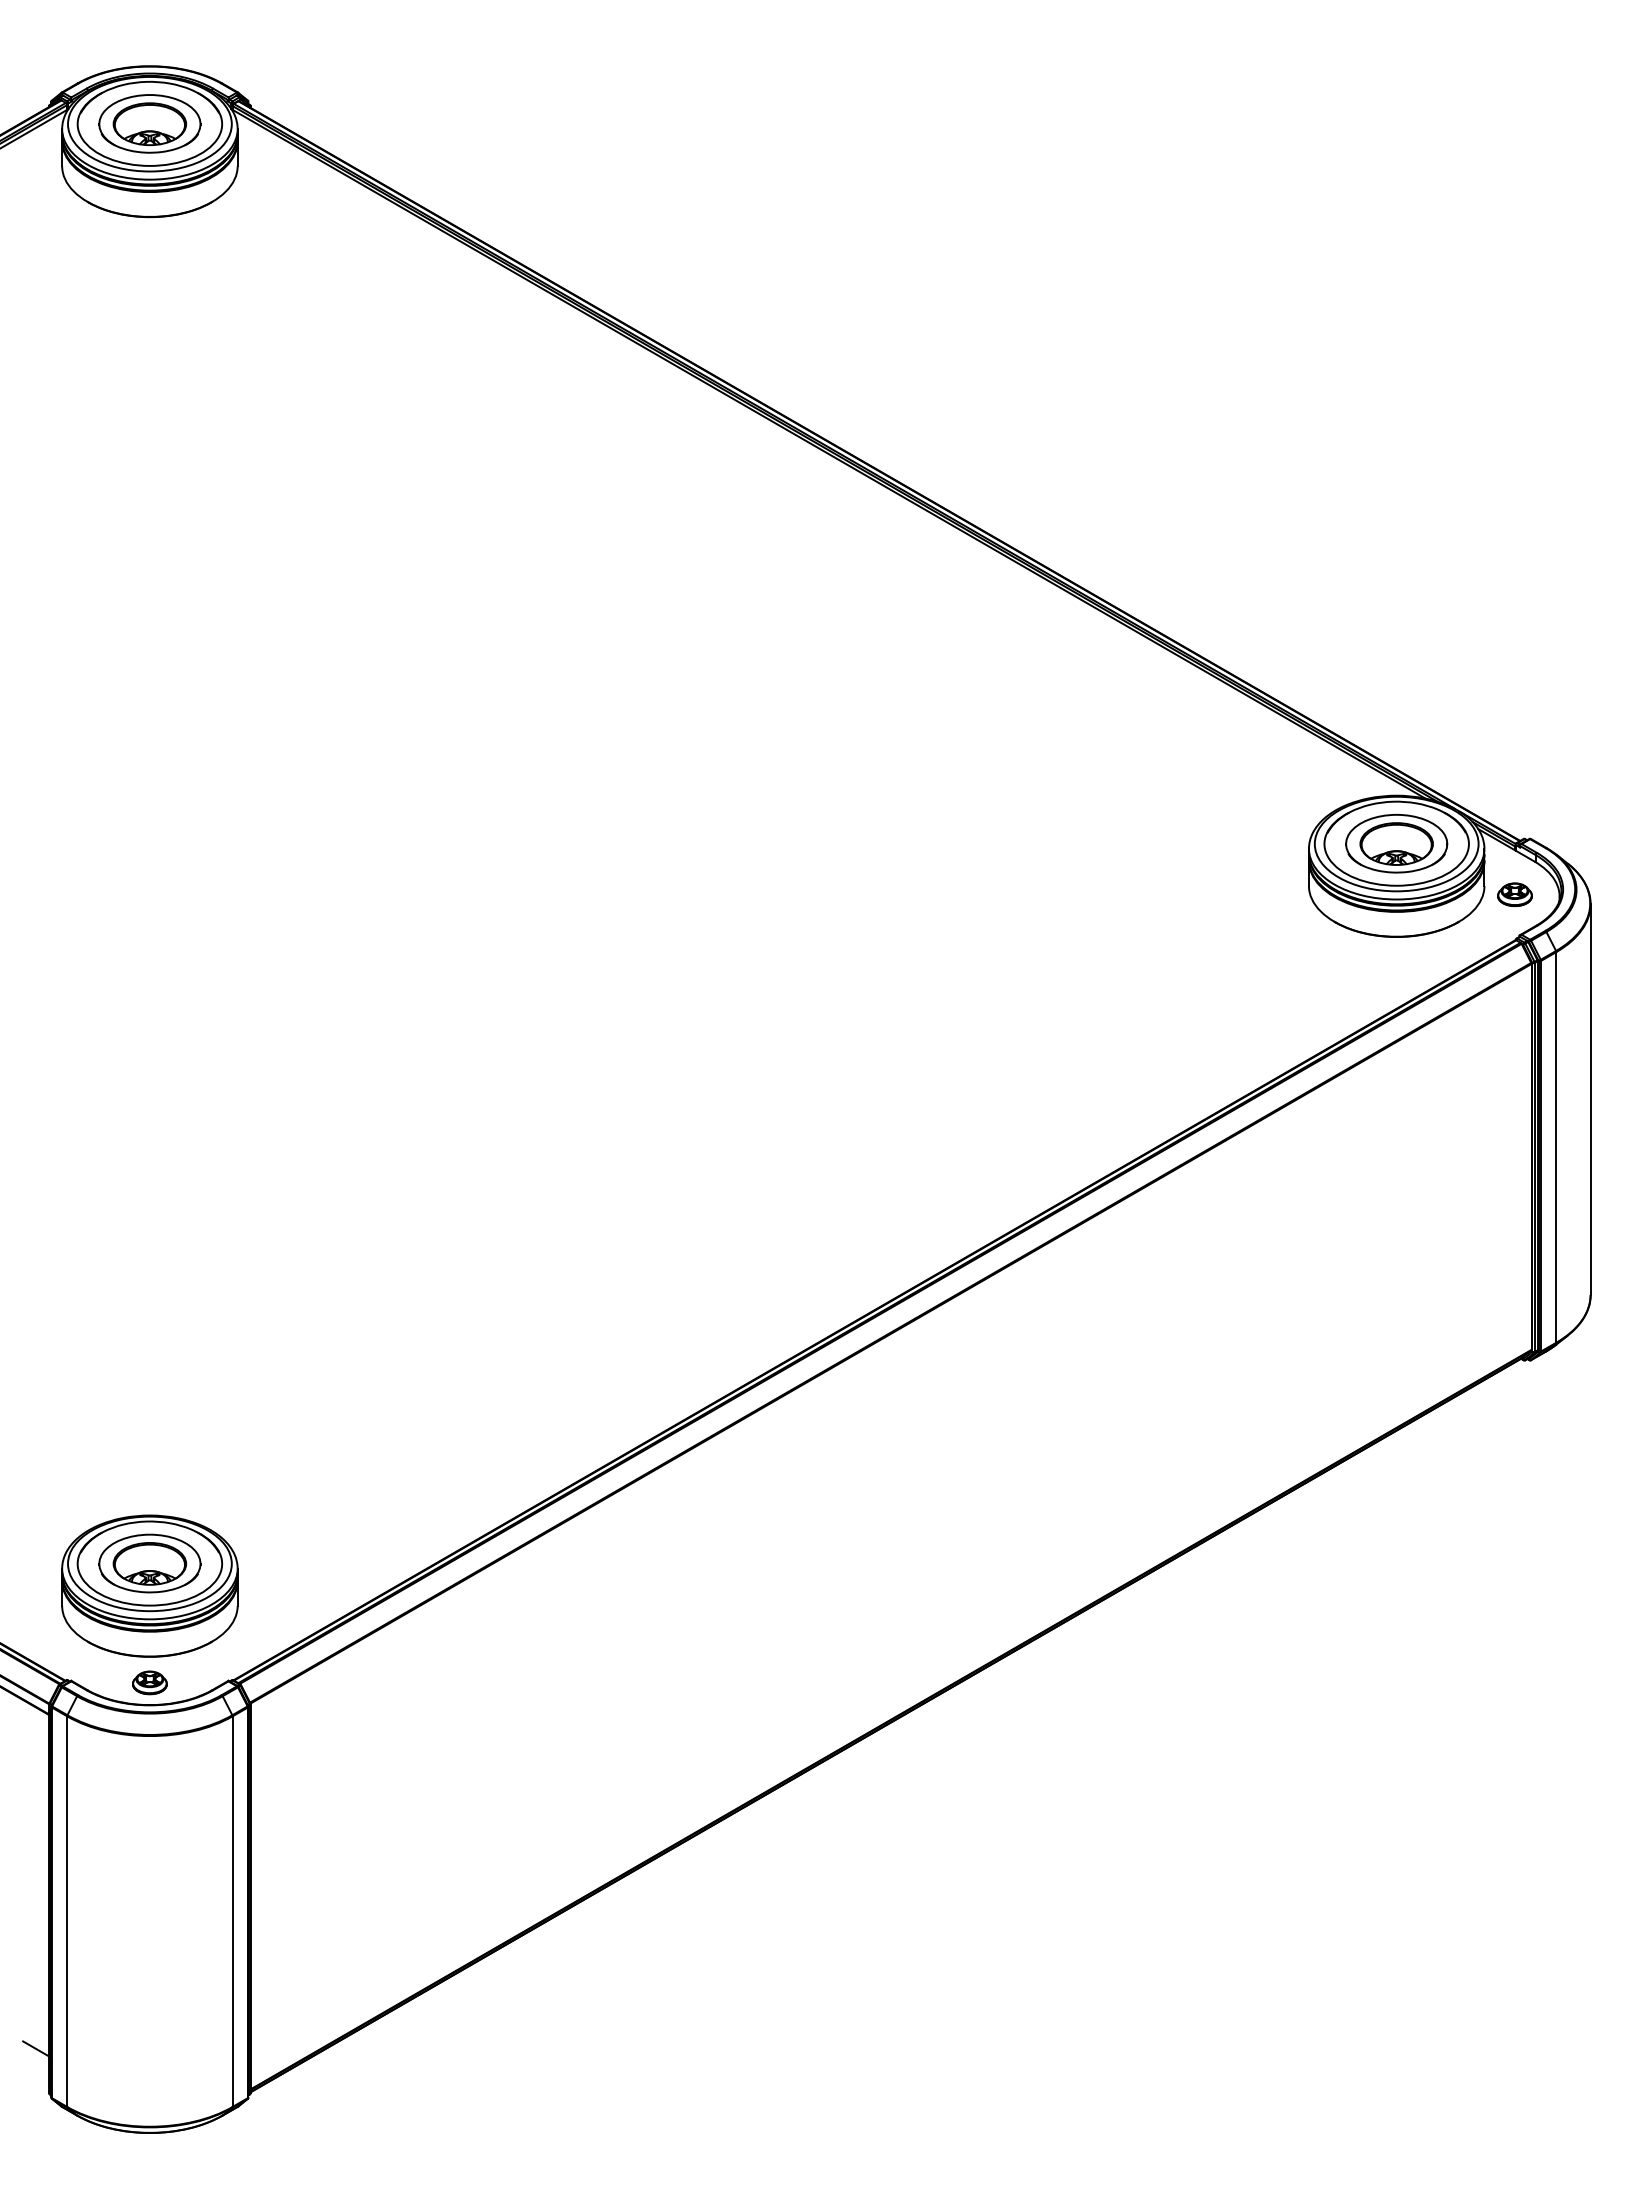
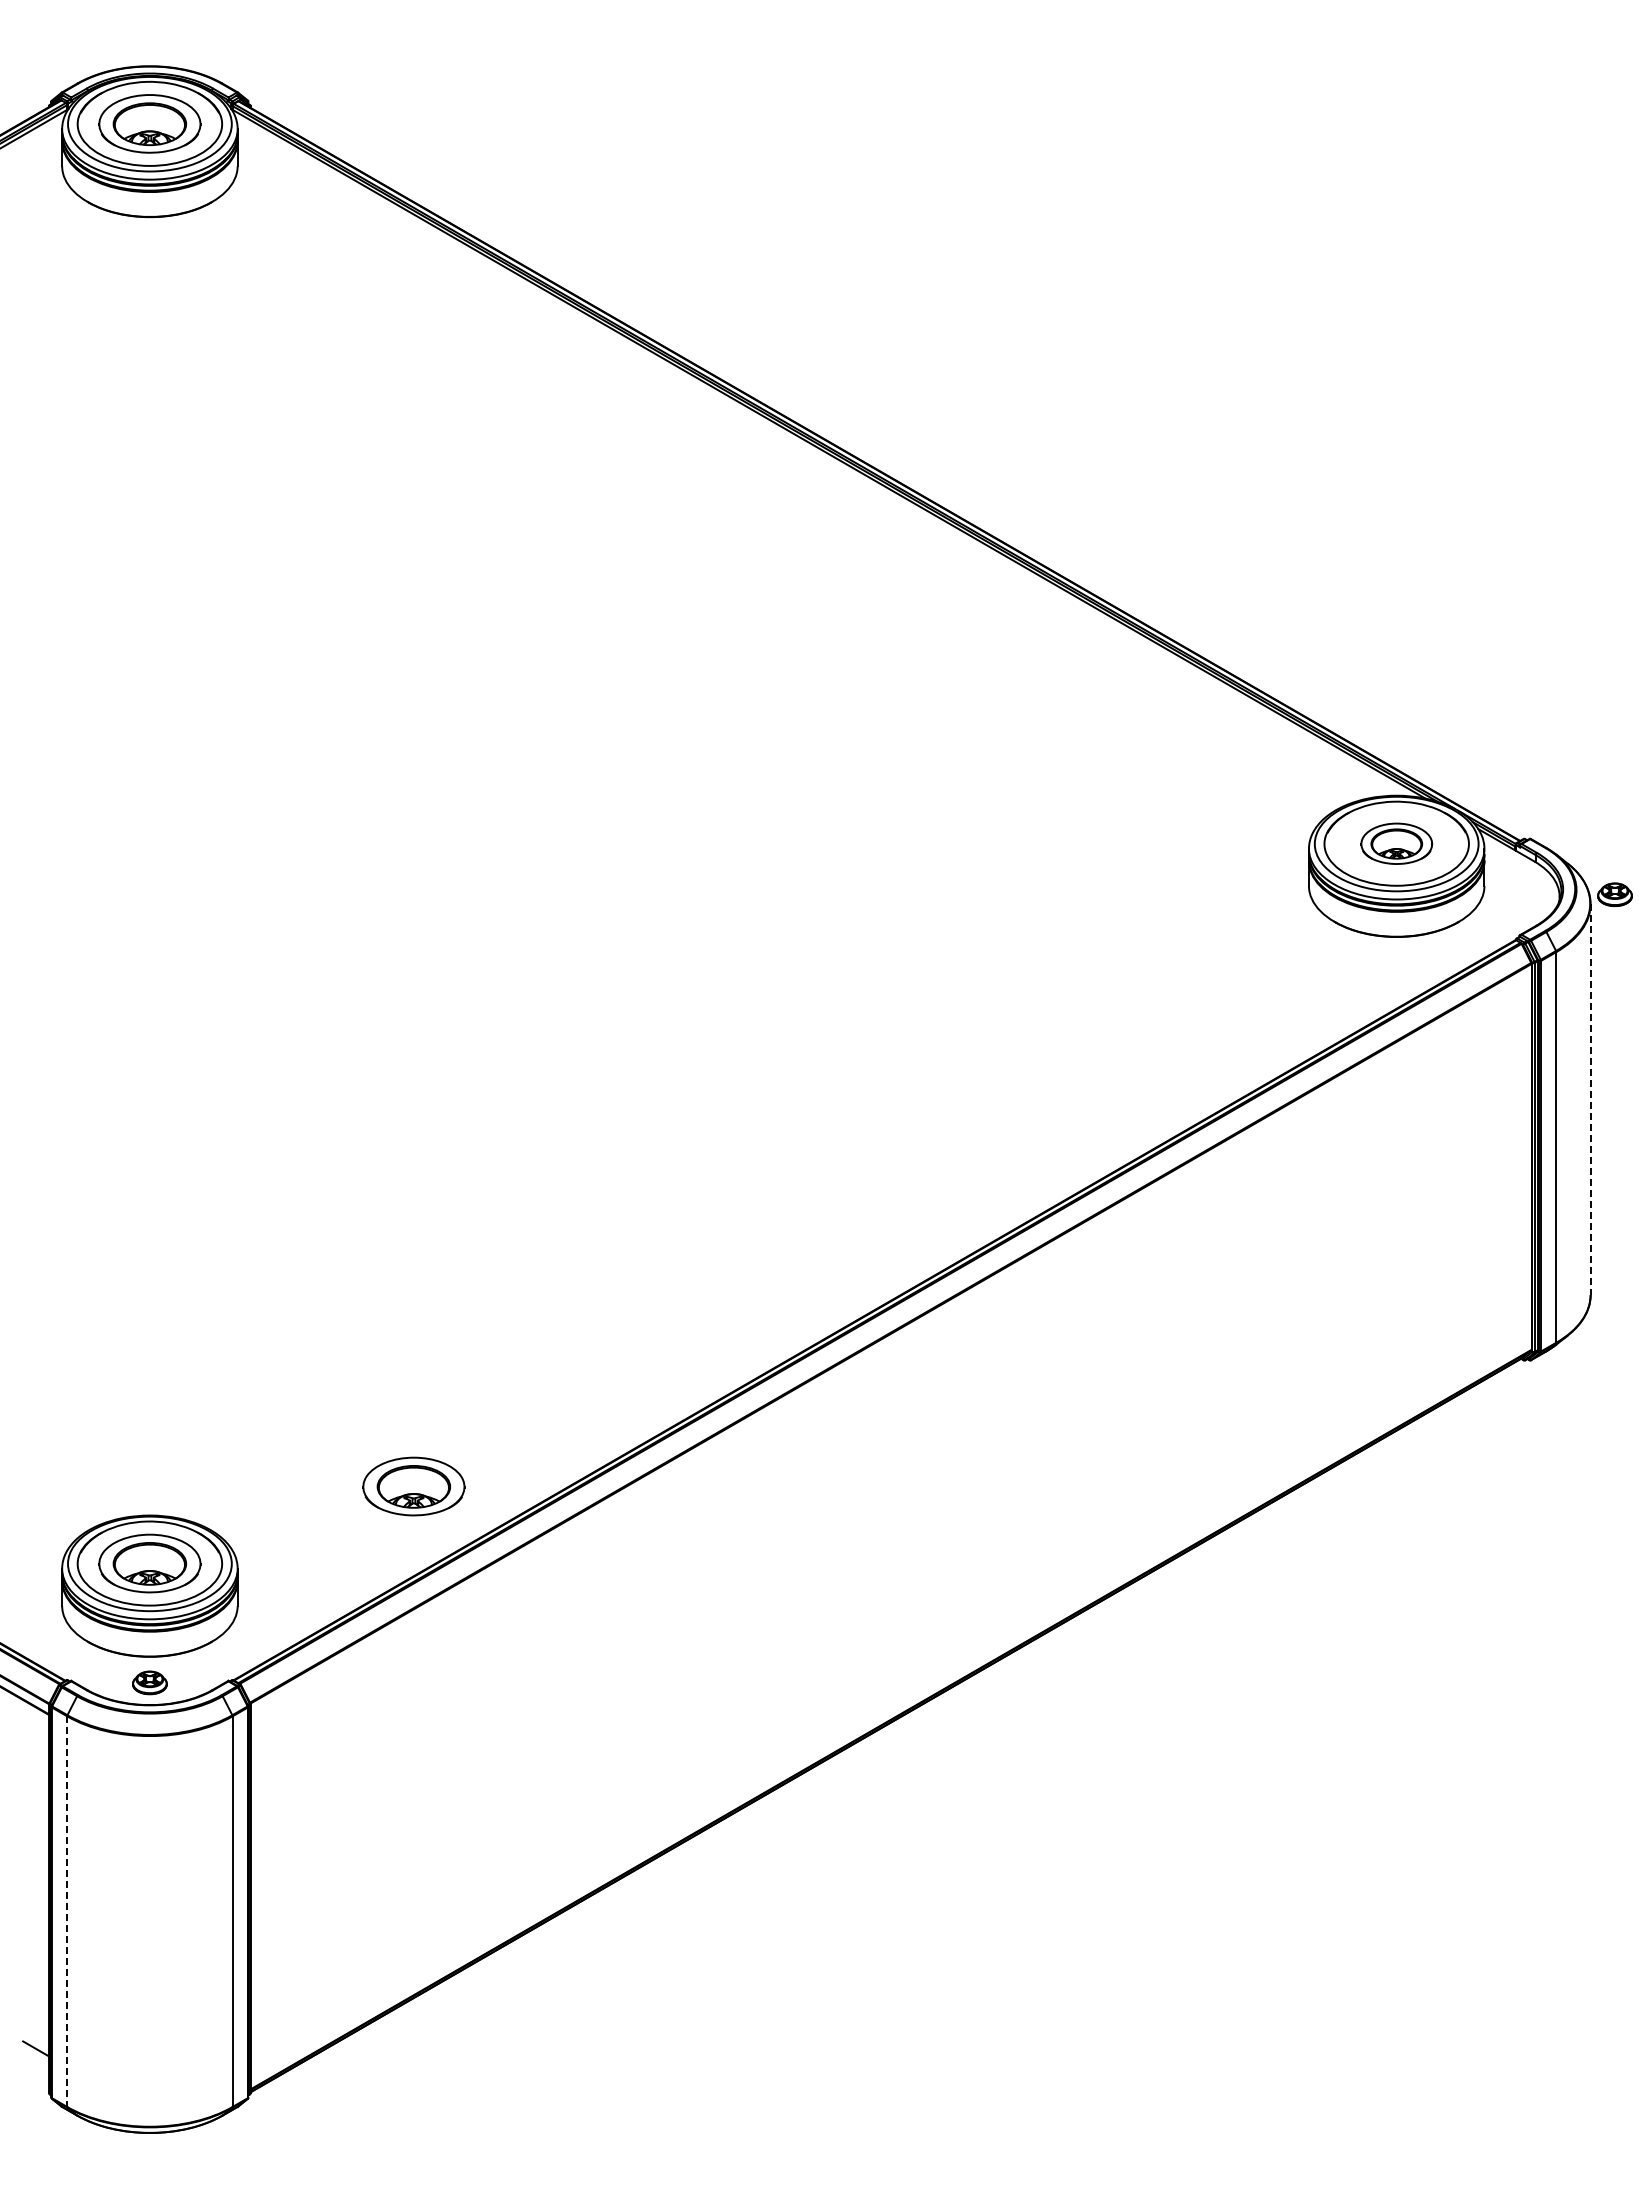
part size: 104x60 px -> 74x43 px (1396, 843)
part position: (1514, 894) -> (1614, 894) (1614, 894)
line: solid -> dashed (1590, 1100)
part: none -> present (413, 1486)
line: solid -> dashed (67, 1912)
